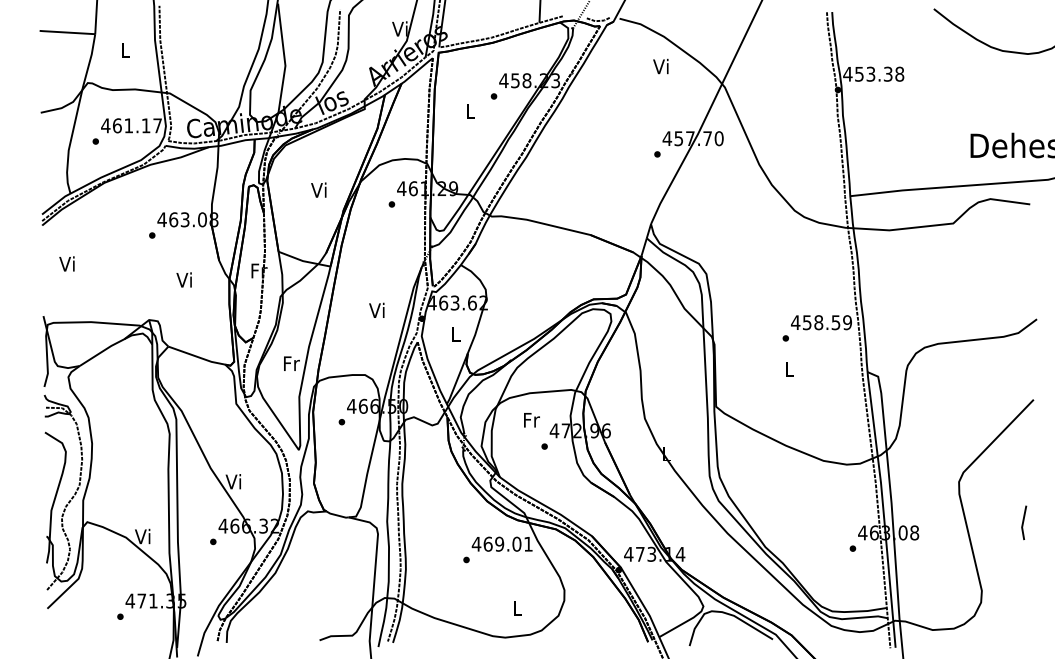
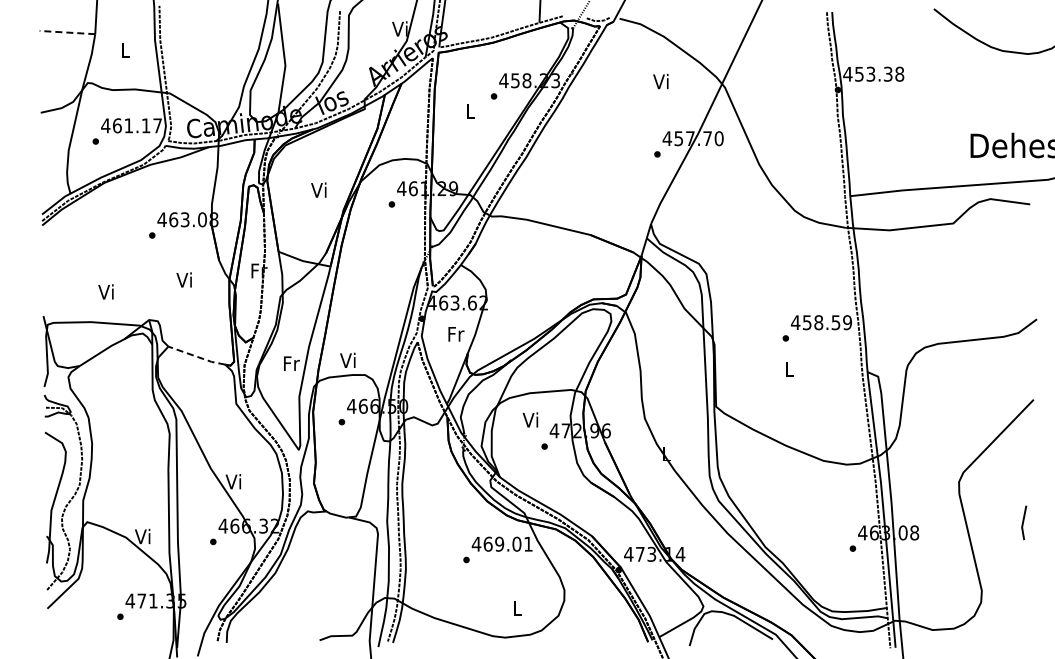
line: solid -> dashed (66, 32)
text position: (660, 66) -> (660, 81) (660, 81)
text position: (66, 263) -> (105, 291) (105, 291)
text position: (376, 309) -> (347, 359) (347, 359)
text: L -> Fr (456, 334)
line: solid -> dashed (196, 356)
text: Fr -> Vi (530, 419)
